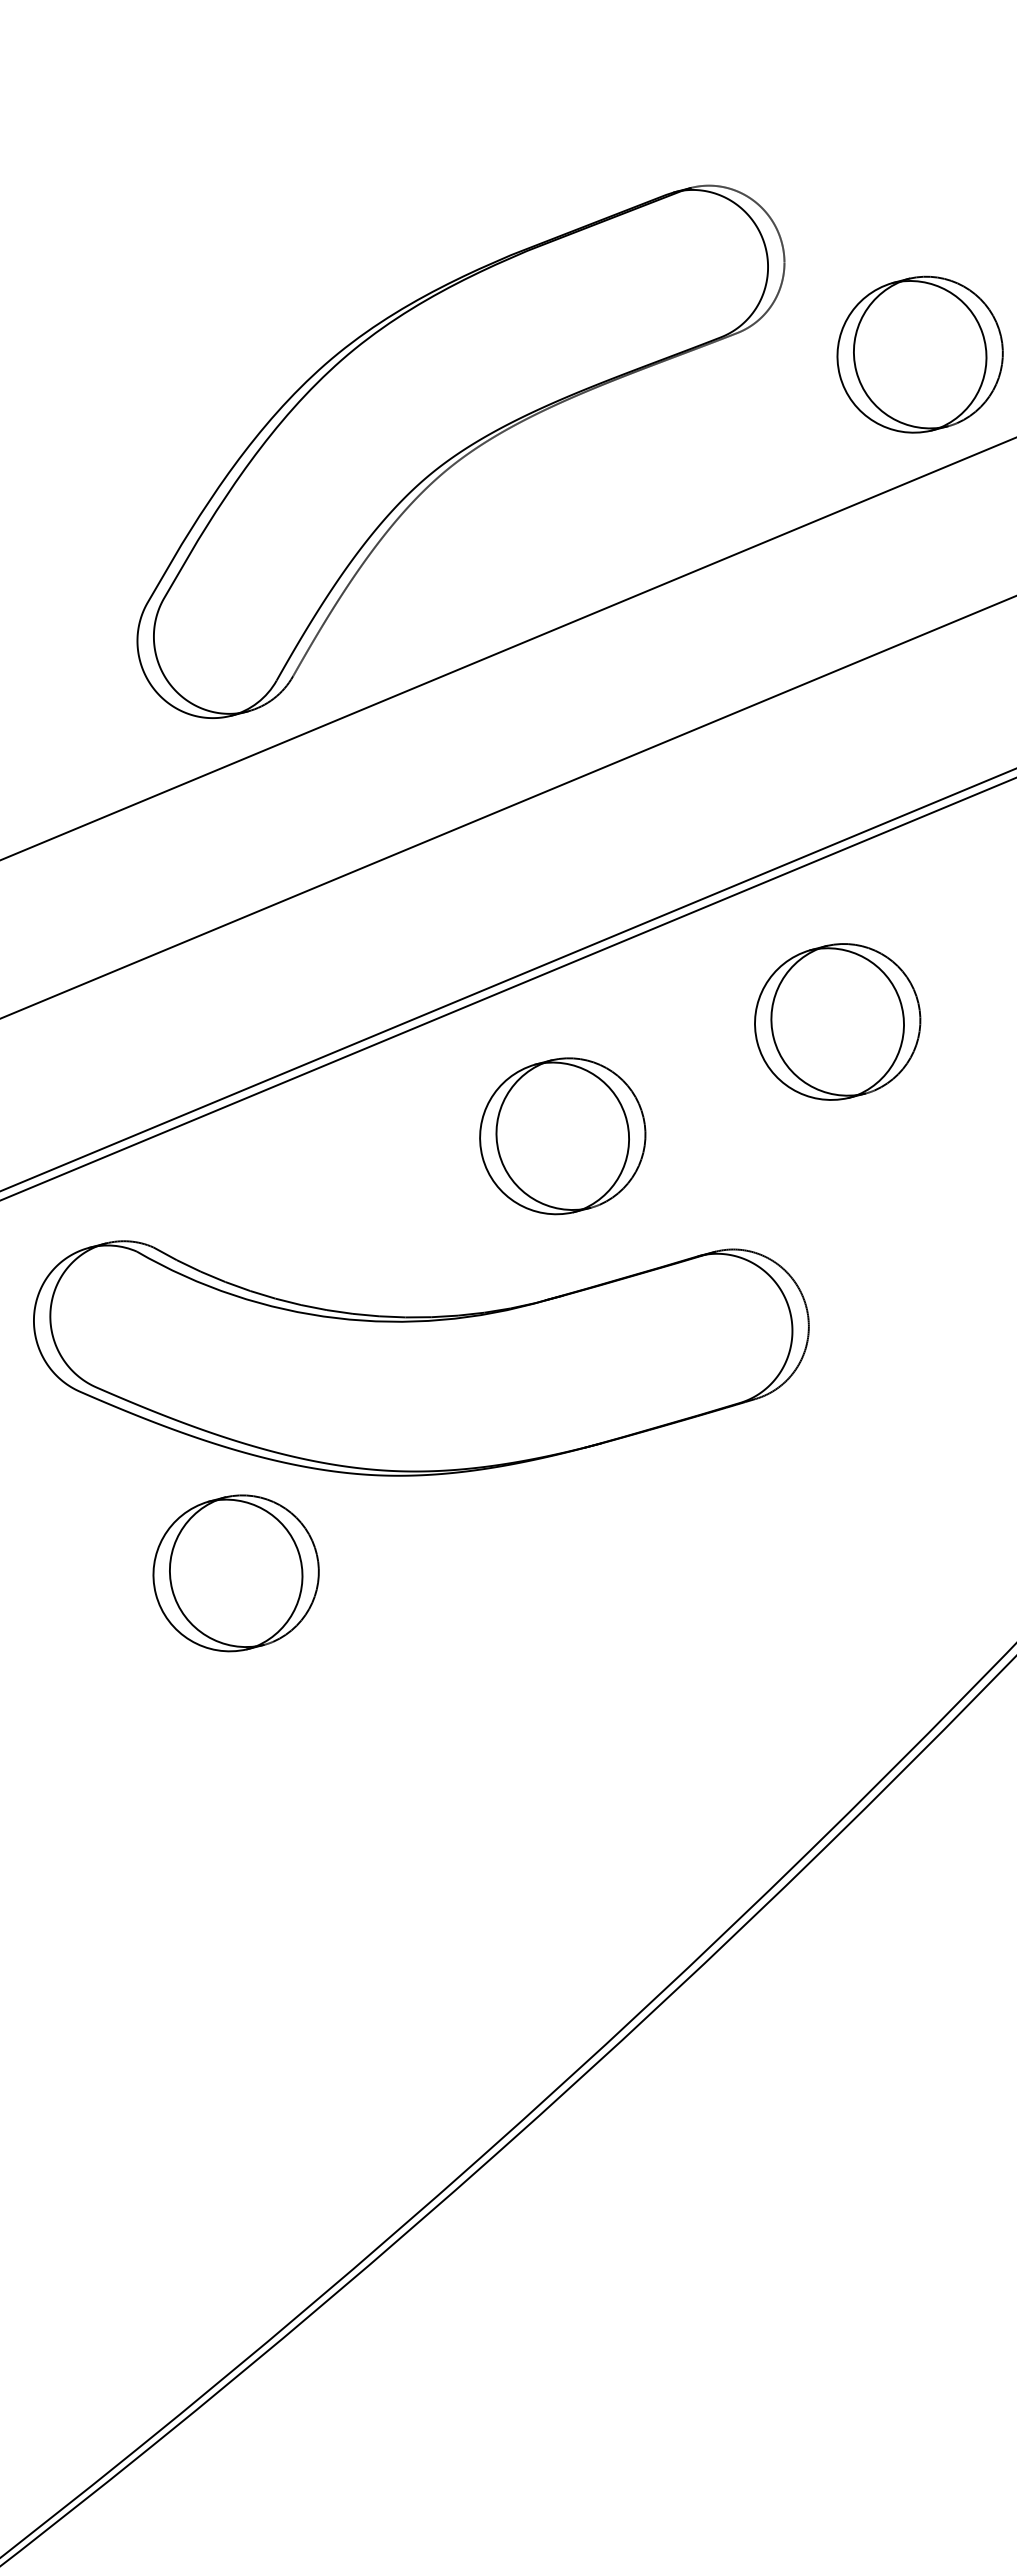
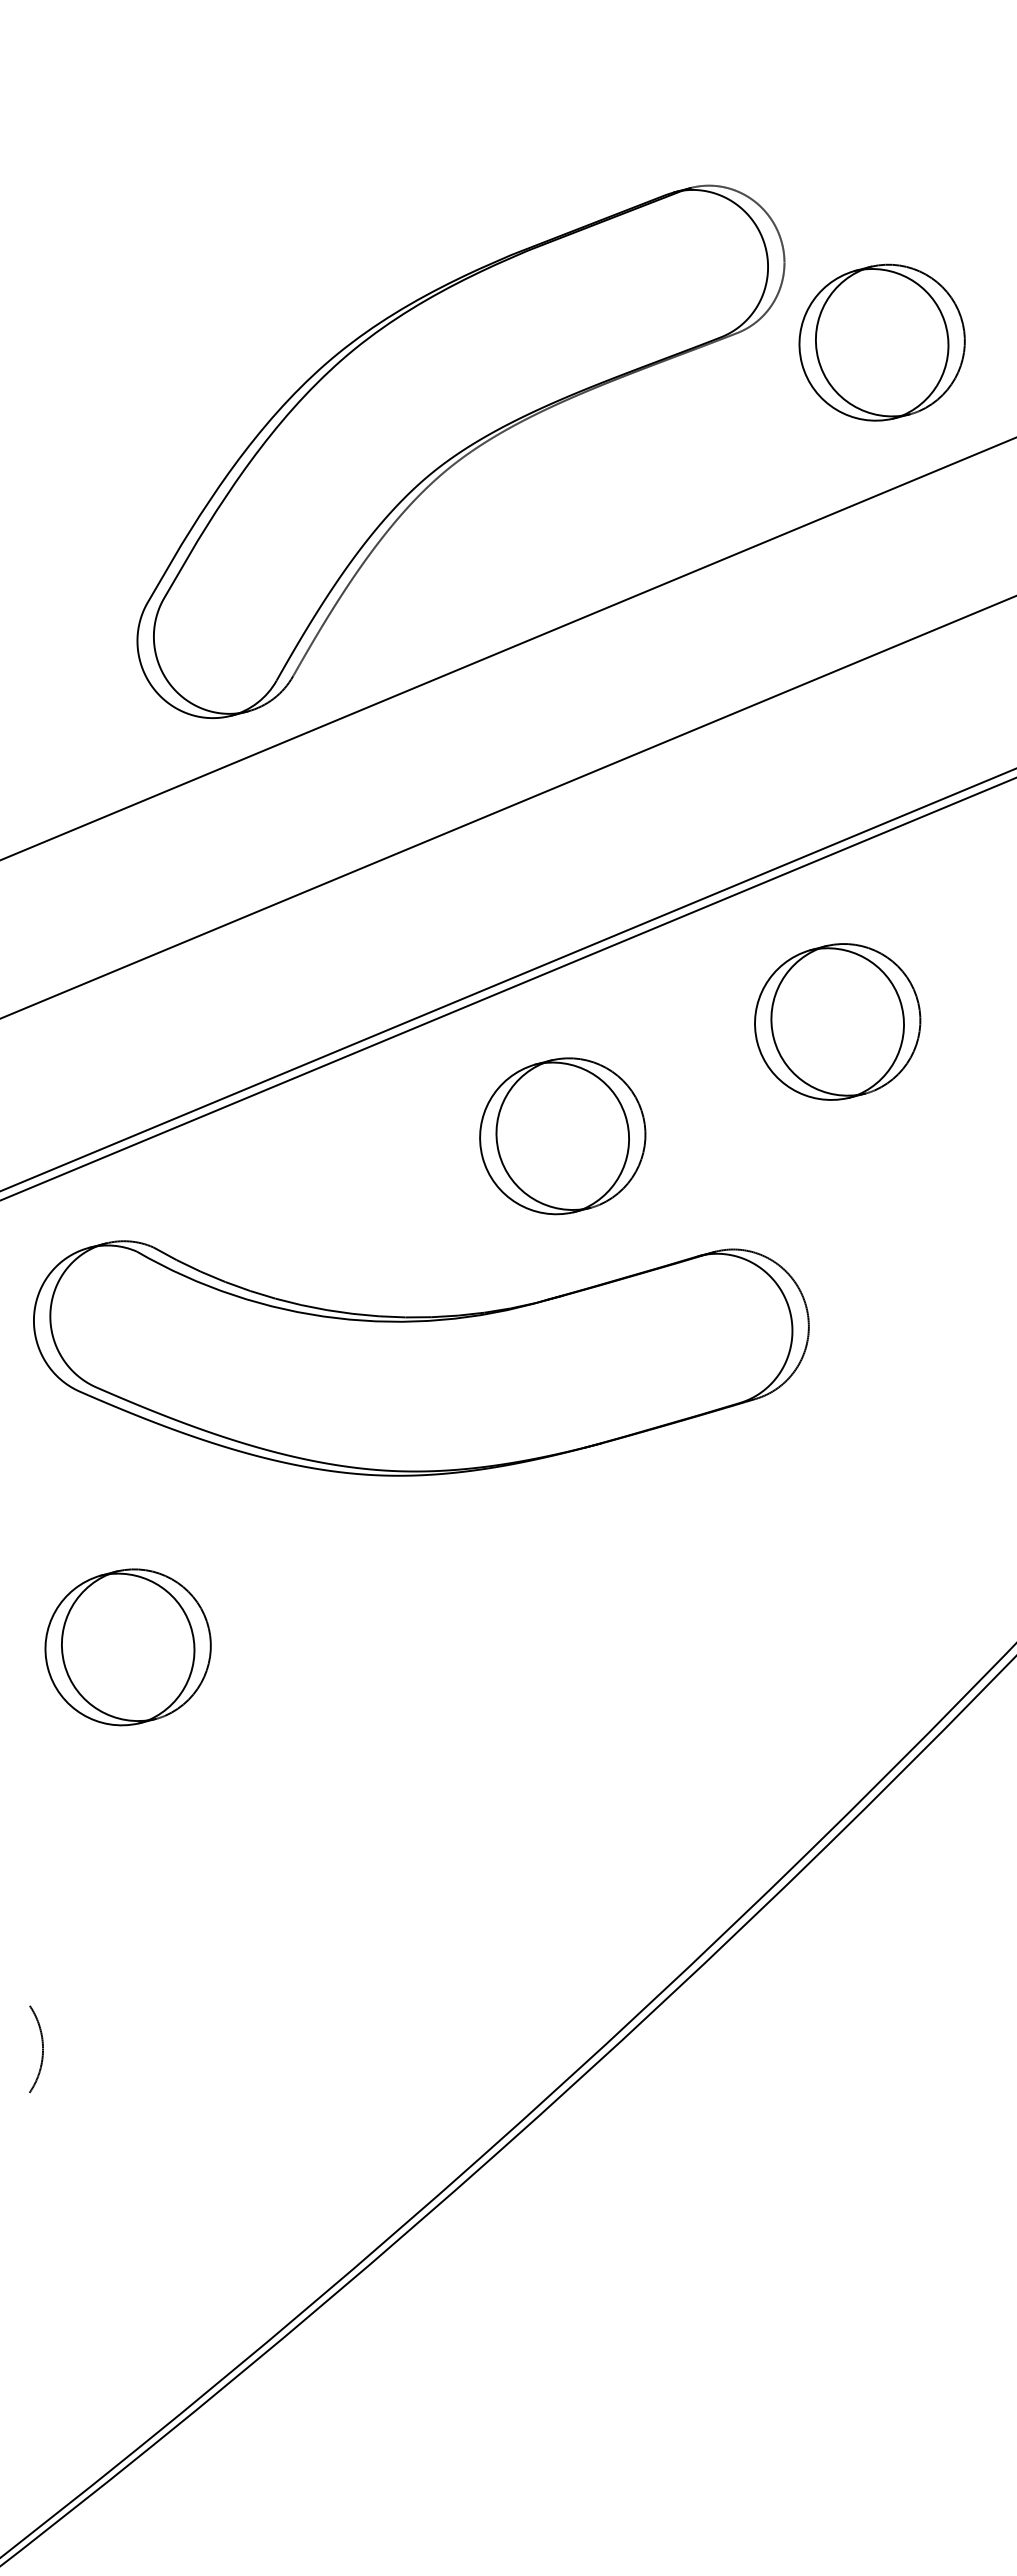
part position: (919, 354) -> (881, 342) (881, 342)
part position: (235, 1573) -> (127, 1647) (127, 1647)
curve: none -> present (42, 2049)
